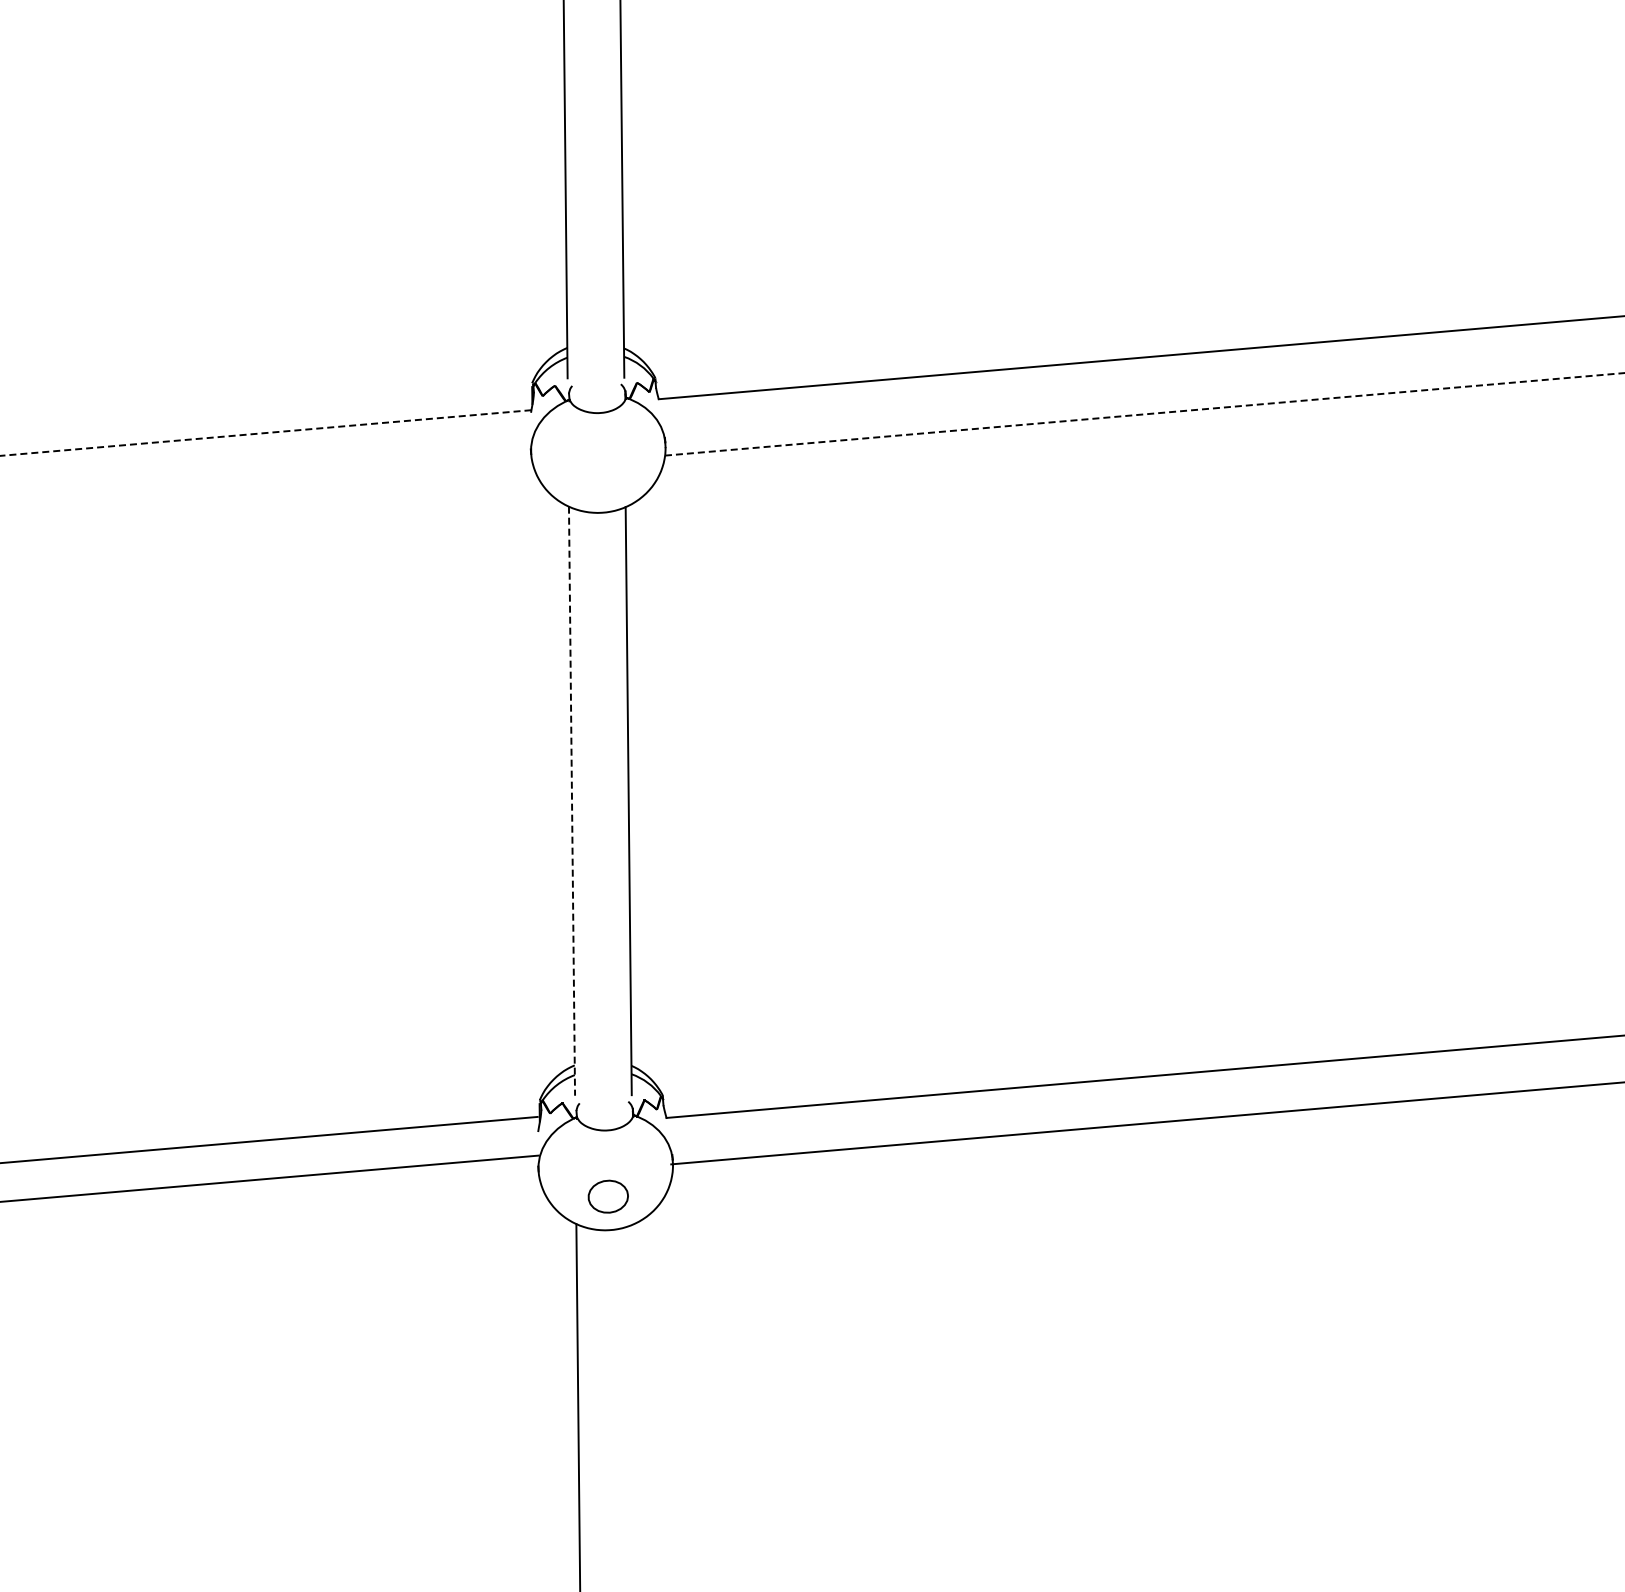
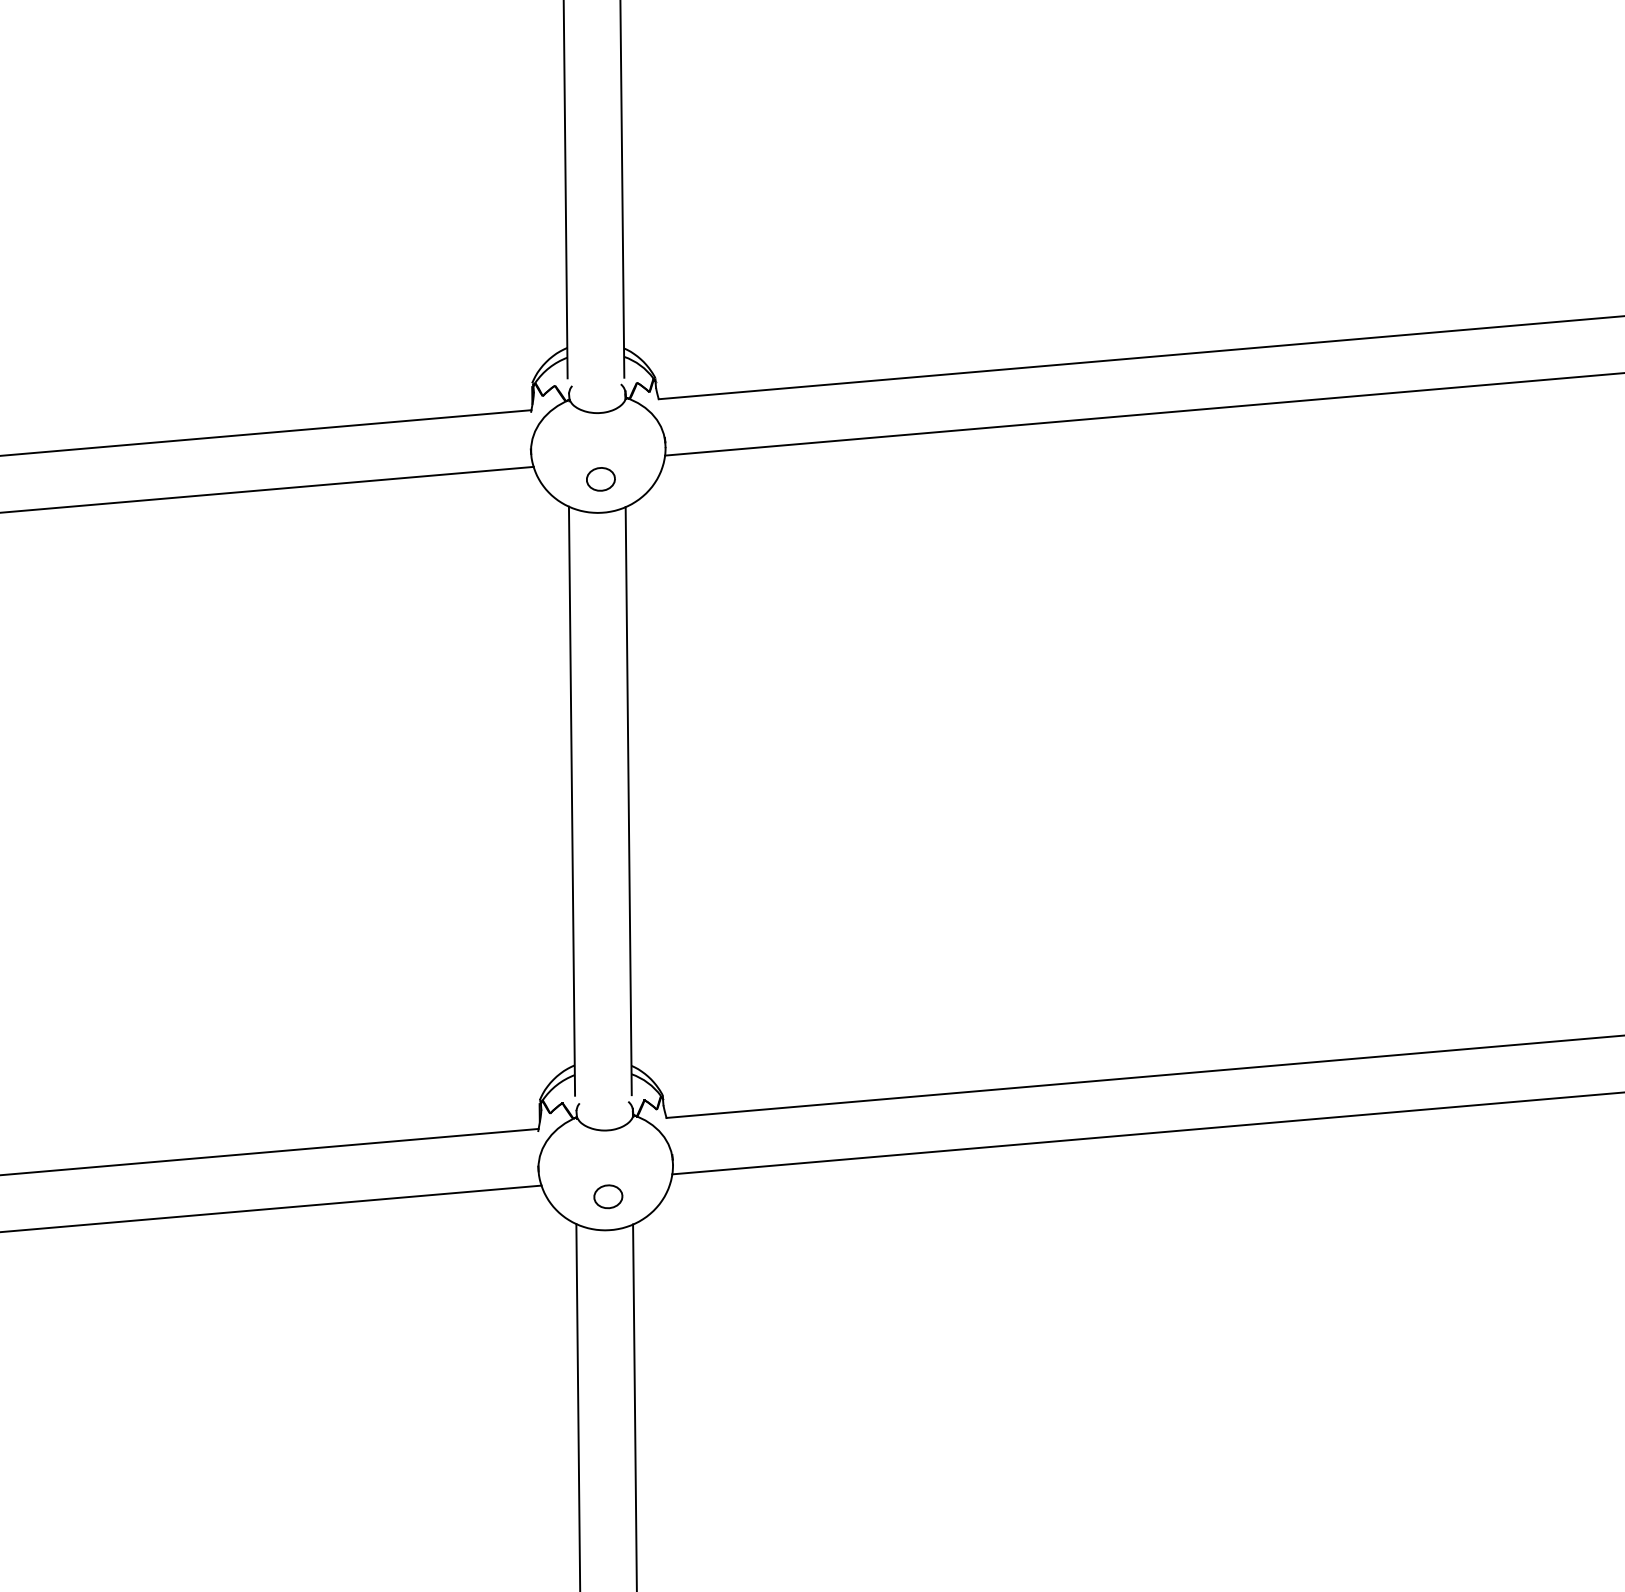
line: dashed -> solid (1145, 414)
line: dashed -> solid (265, 433)
part: none -> present (600, 479)
line: none -> present (267, 489)
line: dashed -> solid (572, 801)
line position: (1146, 1123) -> (1146, 1133) (1146, 1133)
line position: (269, 1139) -> (270, 1151) (270, 1151)
line position: (270, 1178) -> (271, 1208) (271, 1208)
part size: 42x35 px -> 31x26 px (608, 1196)
line: none -> present (634, 1406)
